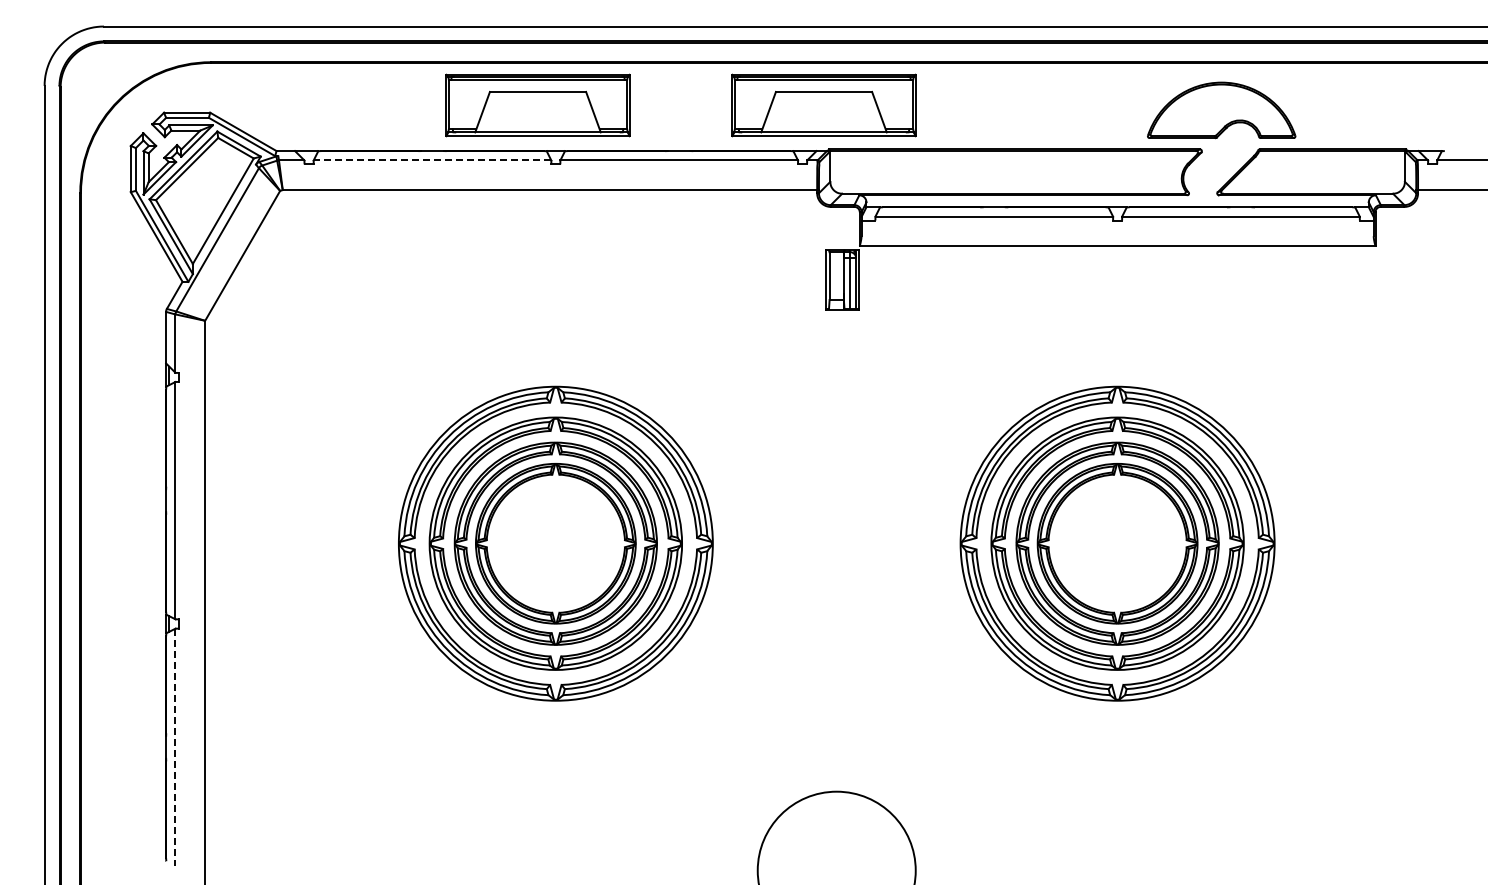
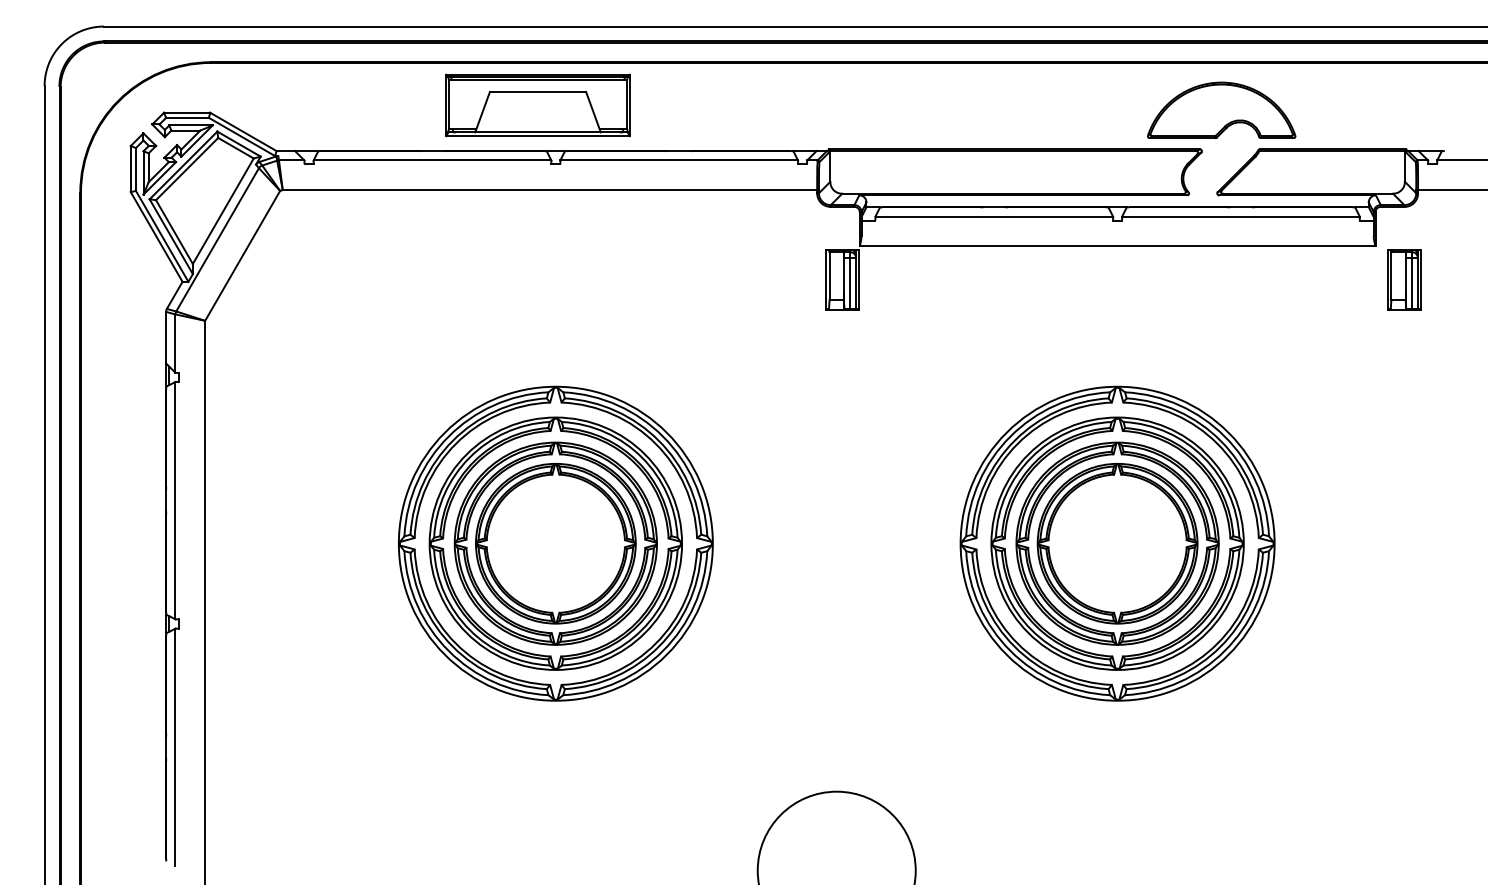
part: present -> none (823, 105)
line: dashed -> solid (432, 160)
part: none -> present (1404, 279)
line: dashed -> solid (175, 747)
